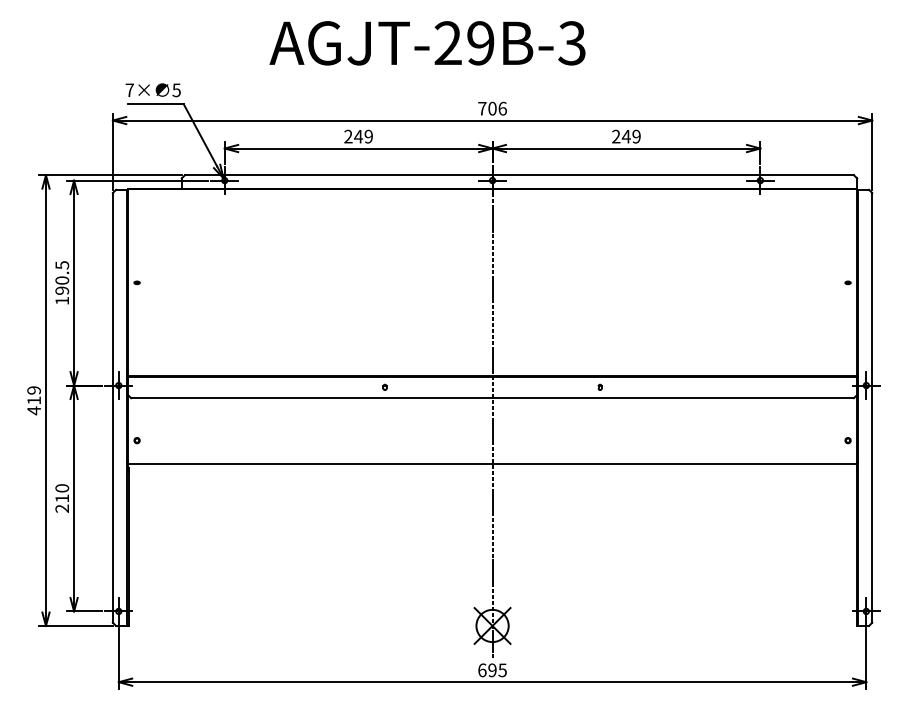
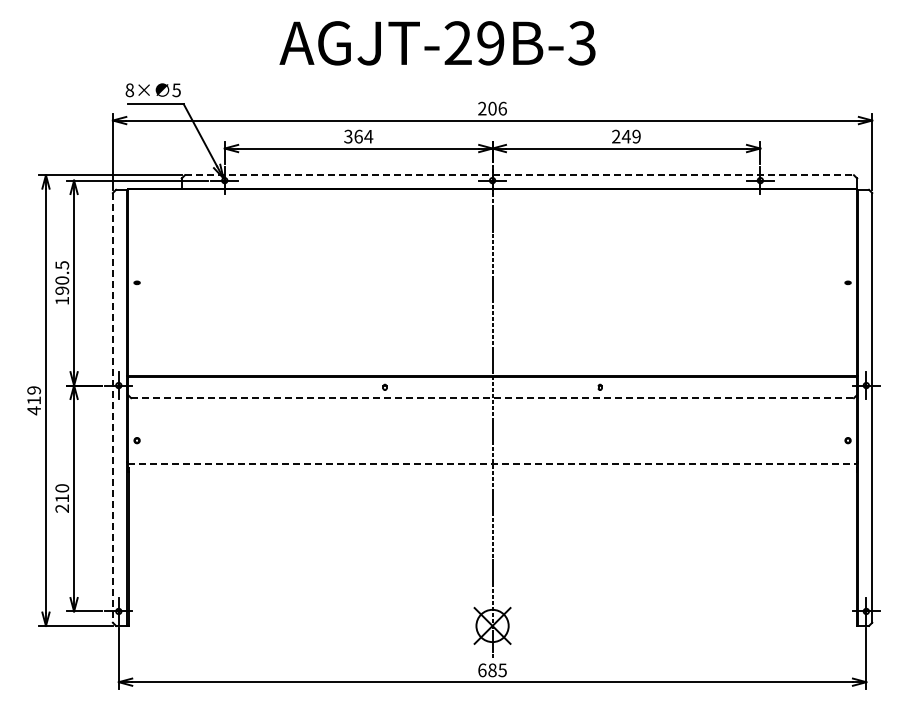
text position: (427, 43) -> (437, 43) (437, 43)
text: 7× -> 8× (129, 90)
text: 706 -> 206 (482, 108)
text: 249 -> 364 (358, 136)
line: solid -> dashed (519, 175)
line: solid -> dashed (493, 398)
line: solid -> dashed (112, 407)
line: solid -> dashed (492, 464)
text: 695 -> 685 (492, 670)
